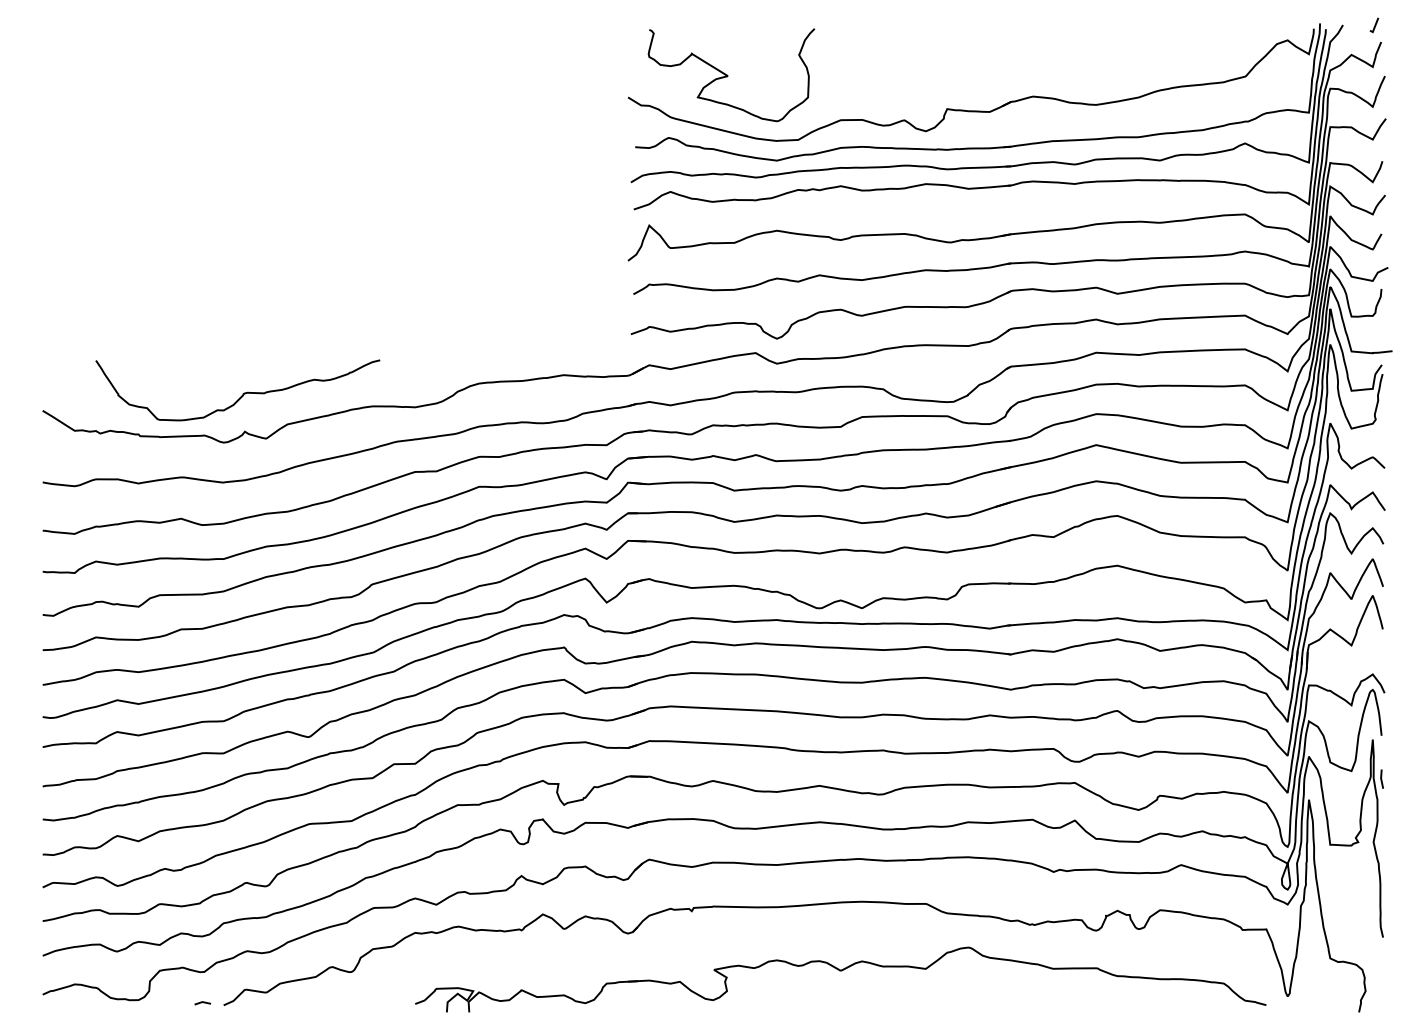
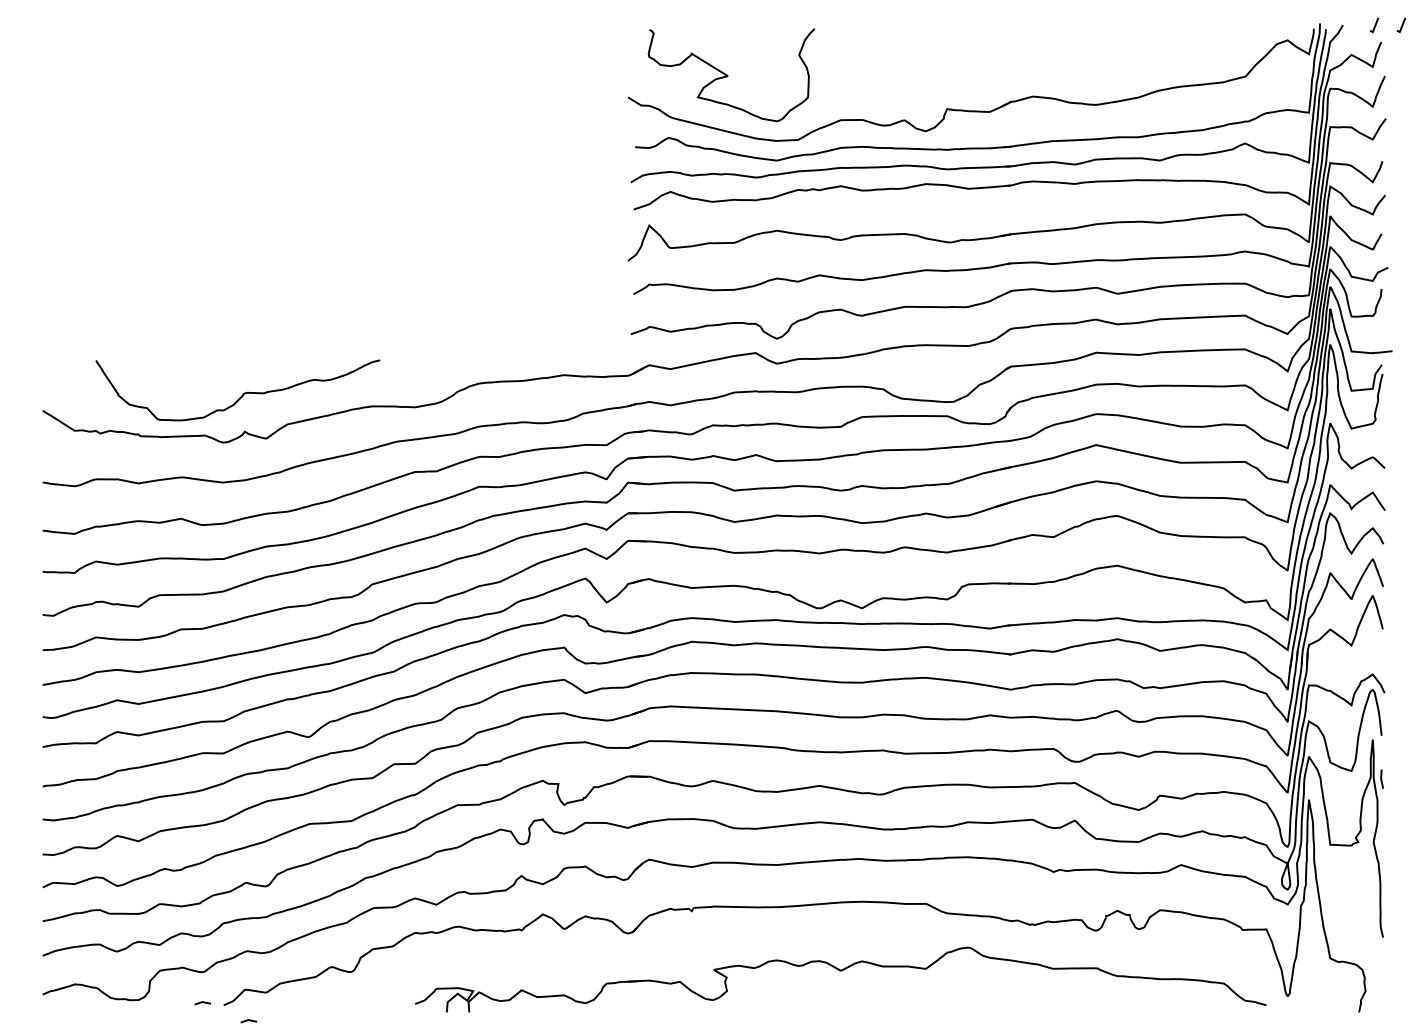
line: none -> present (1401, 25)
line: none -> present (248, 1020)
